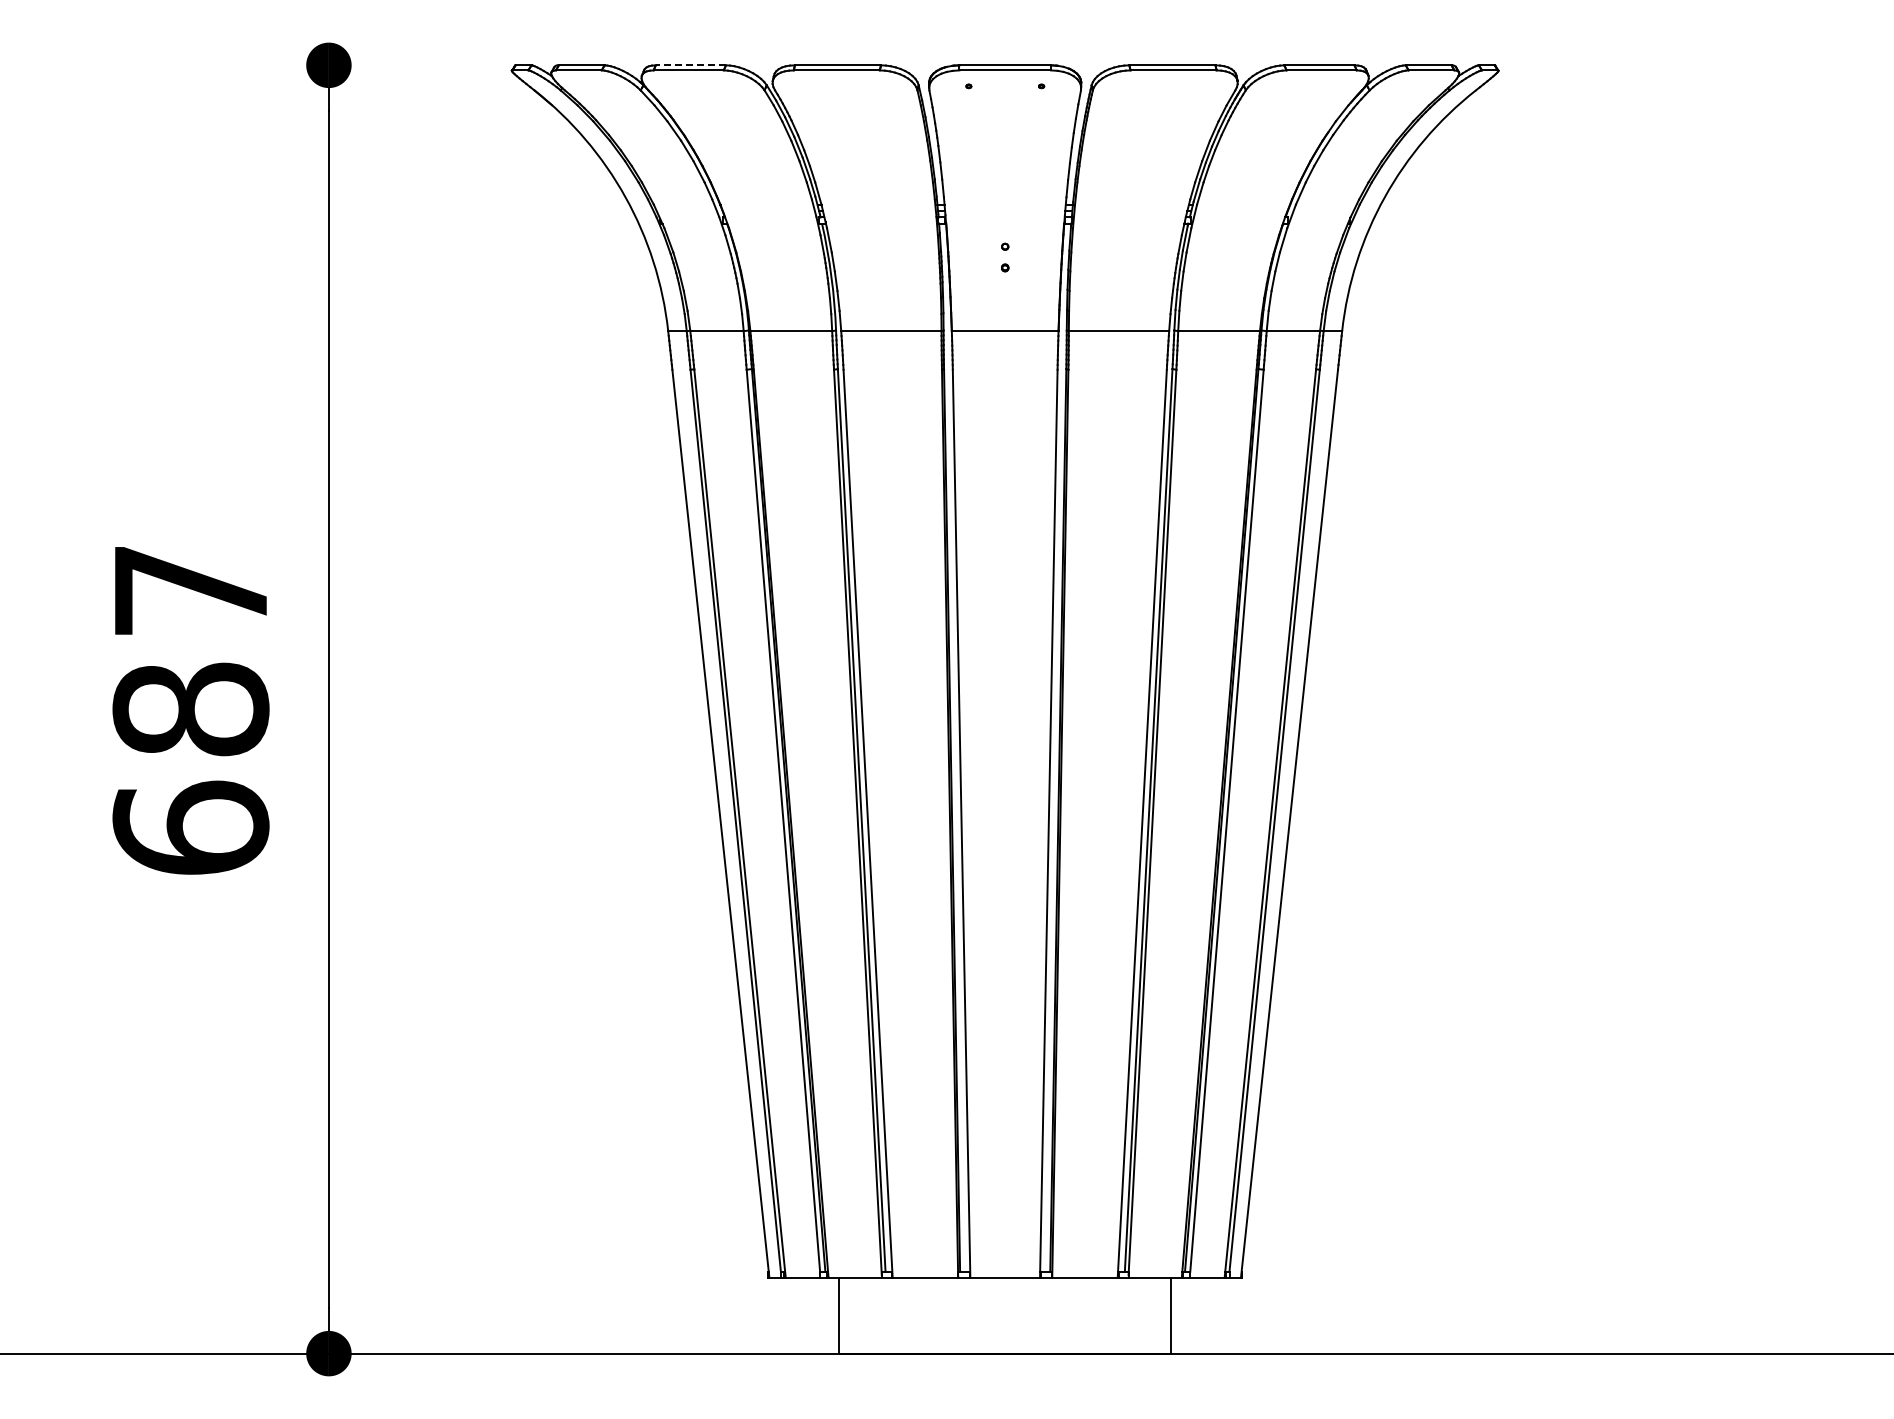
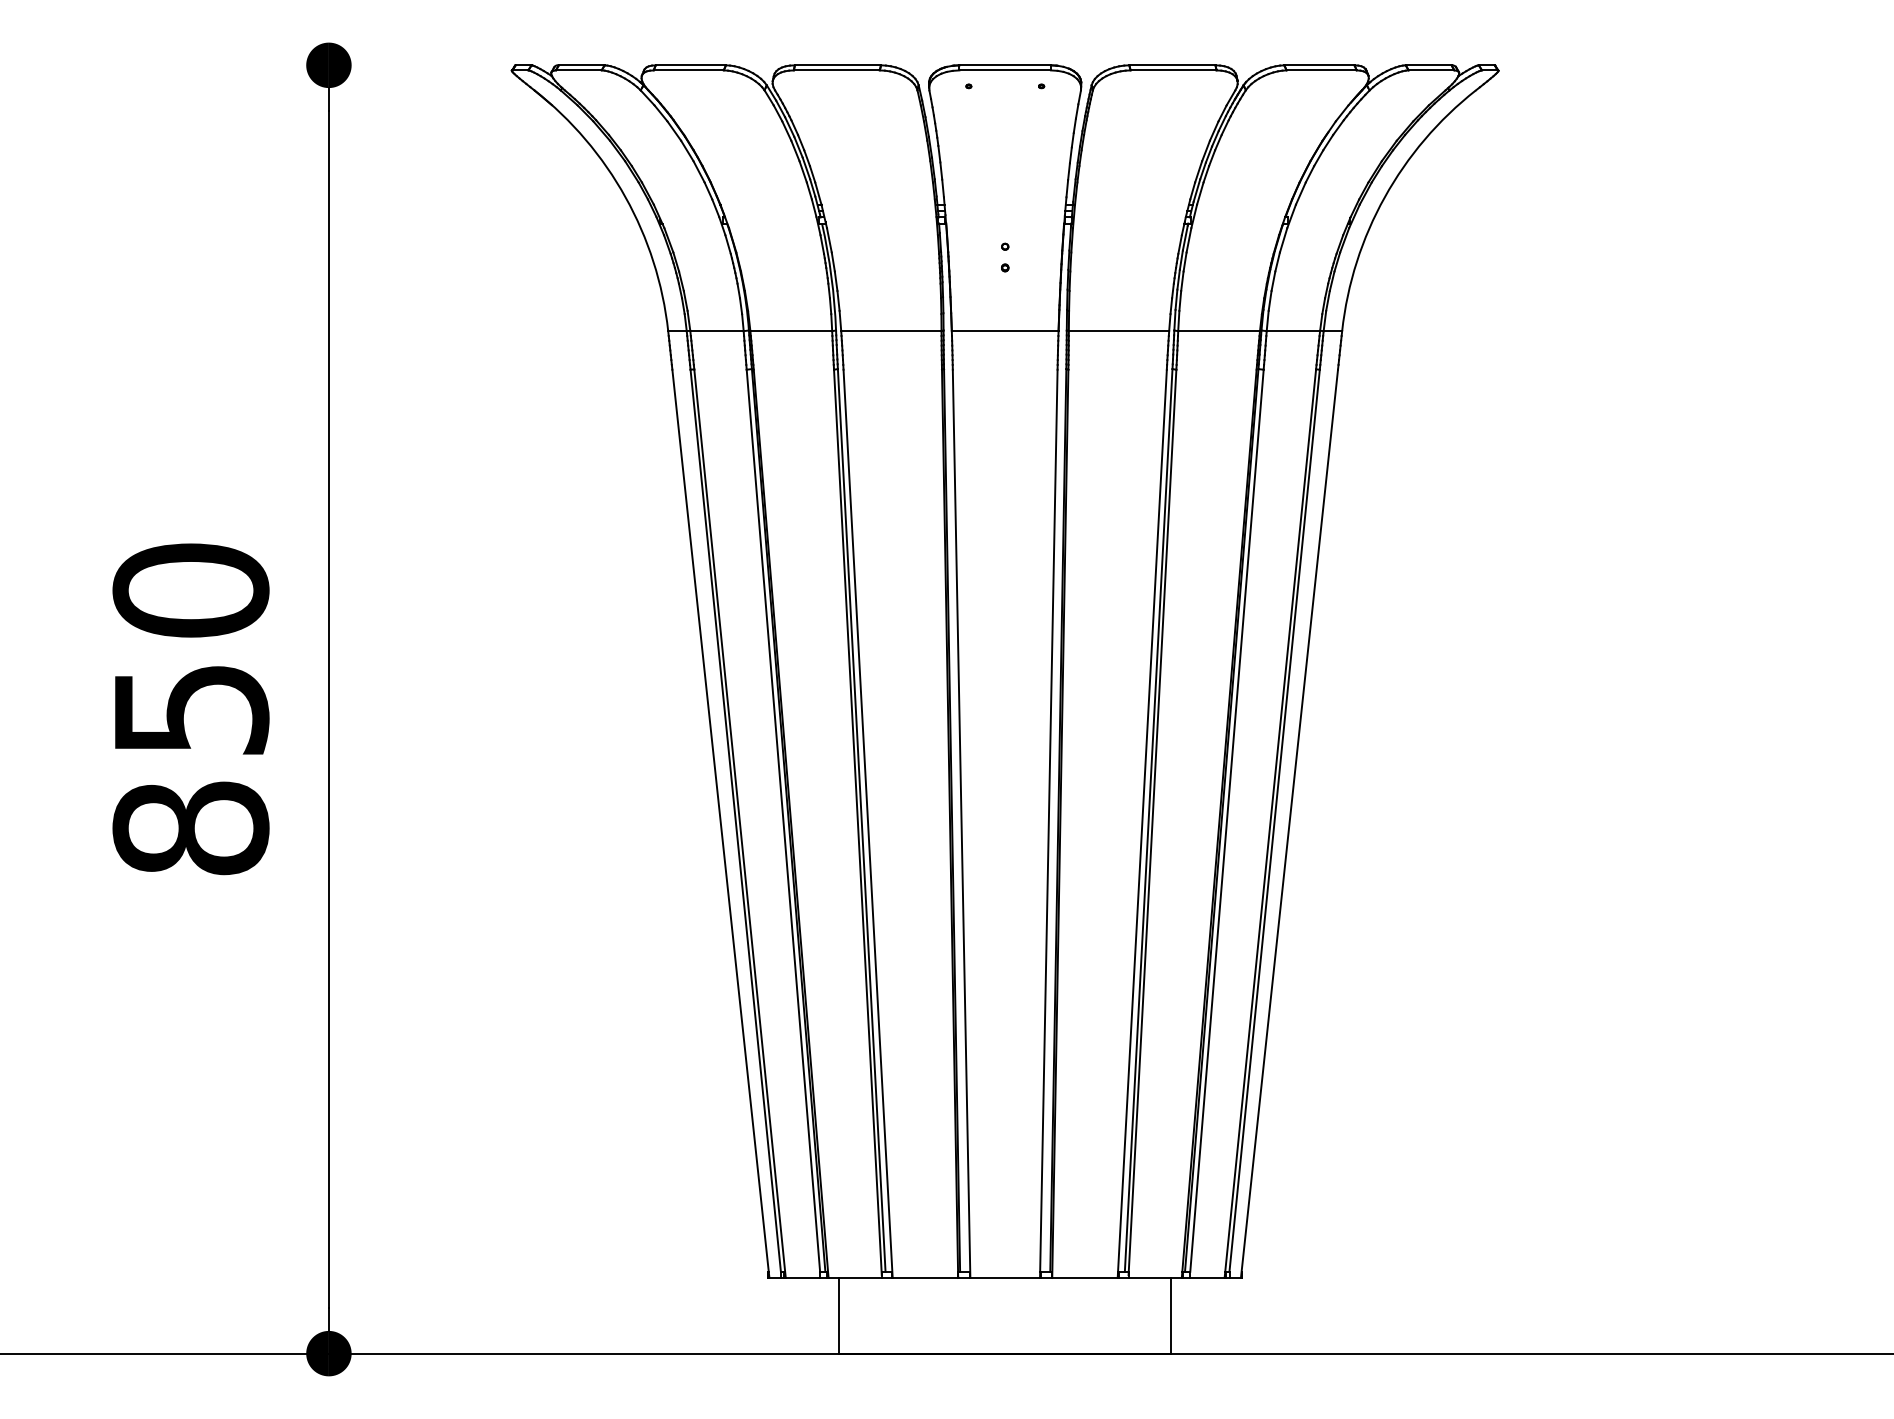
line: dashed -> solid (690, 65)
text: 687 -> 850 (190, 709)
